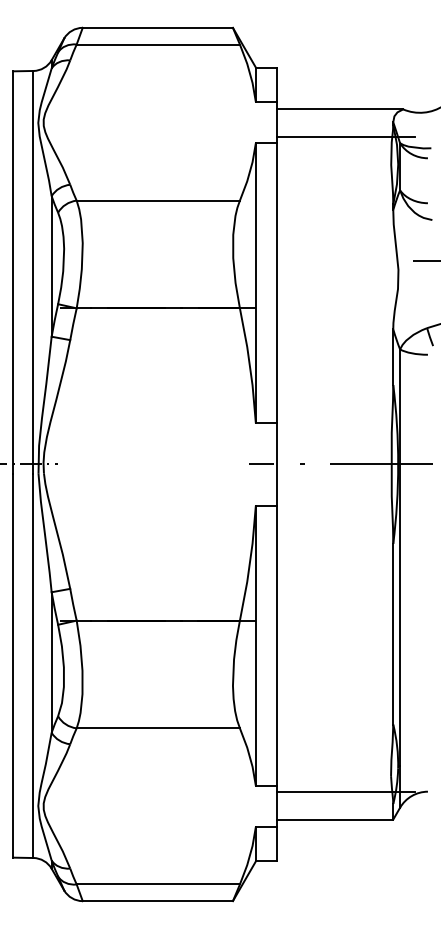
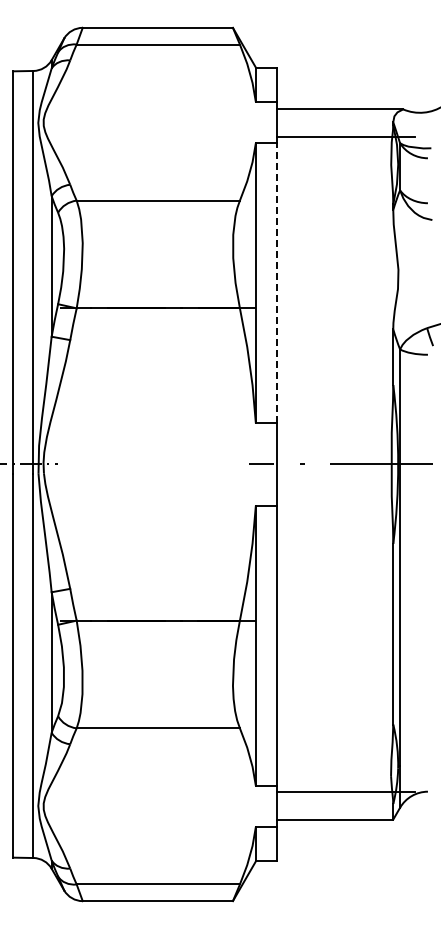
line: present -> none (424, 260)
line: solid -> dashed (277, 282)
